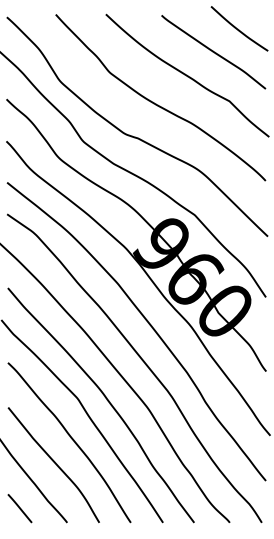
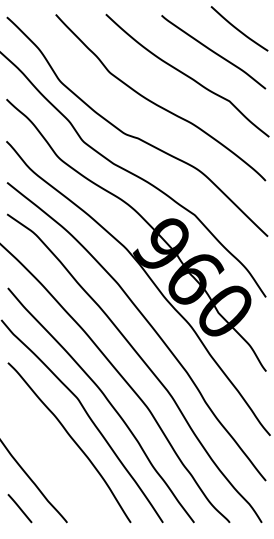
curve: present -> none (54, 463)
